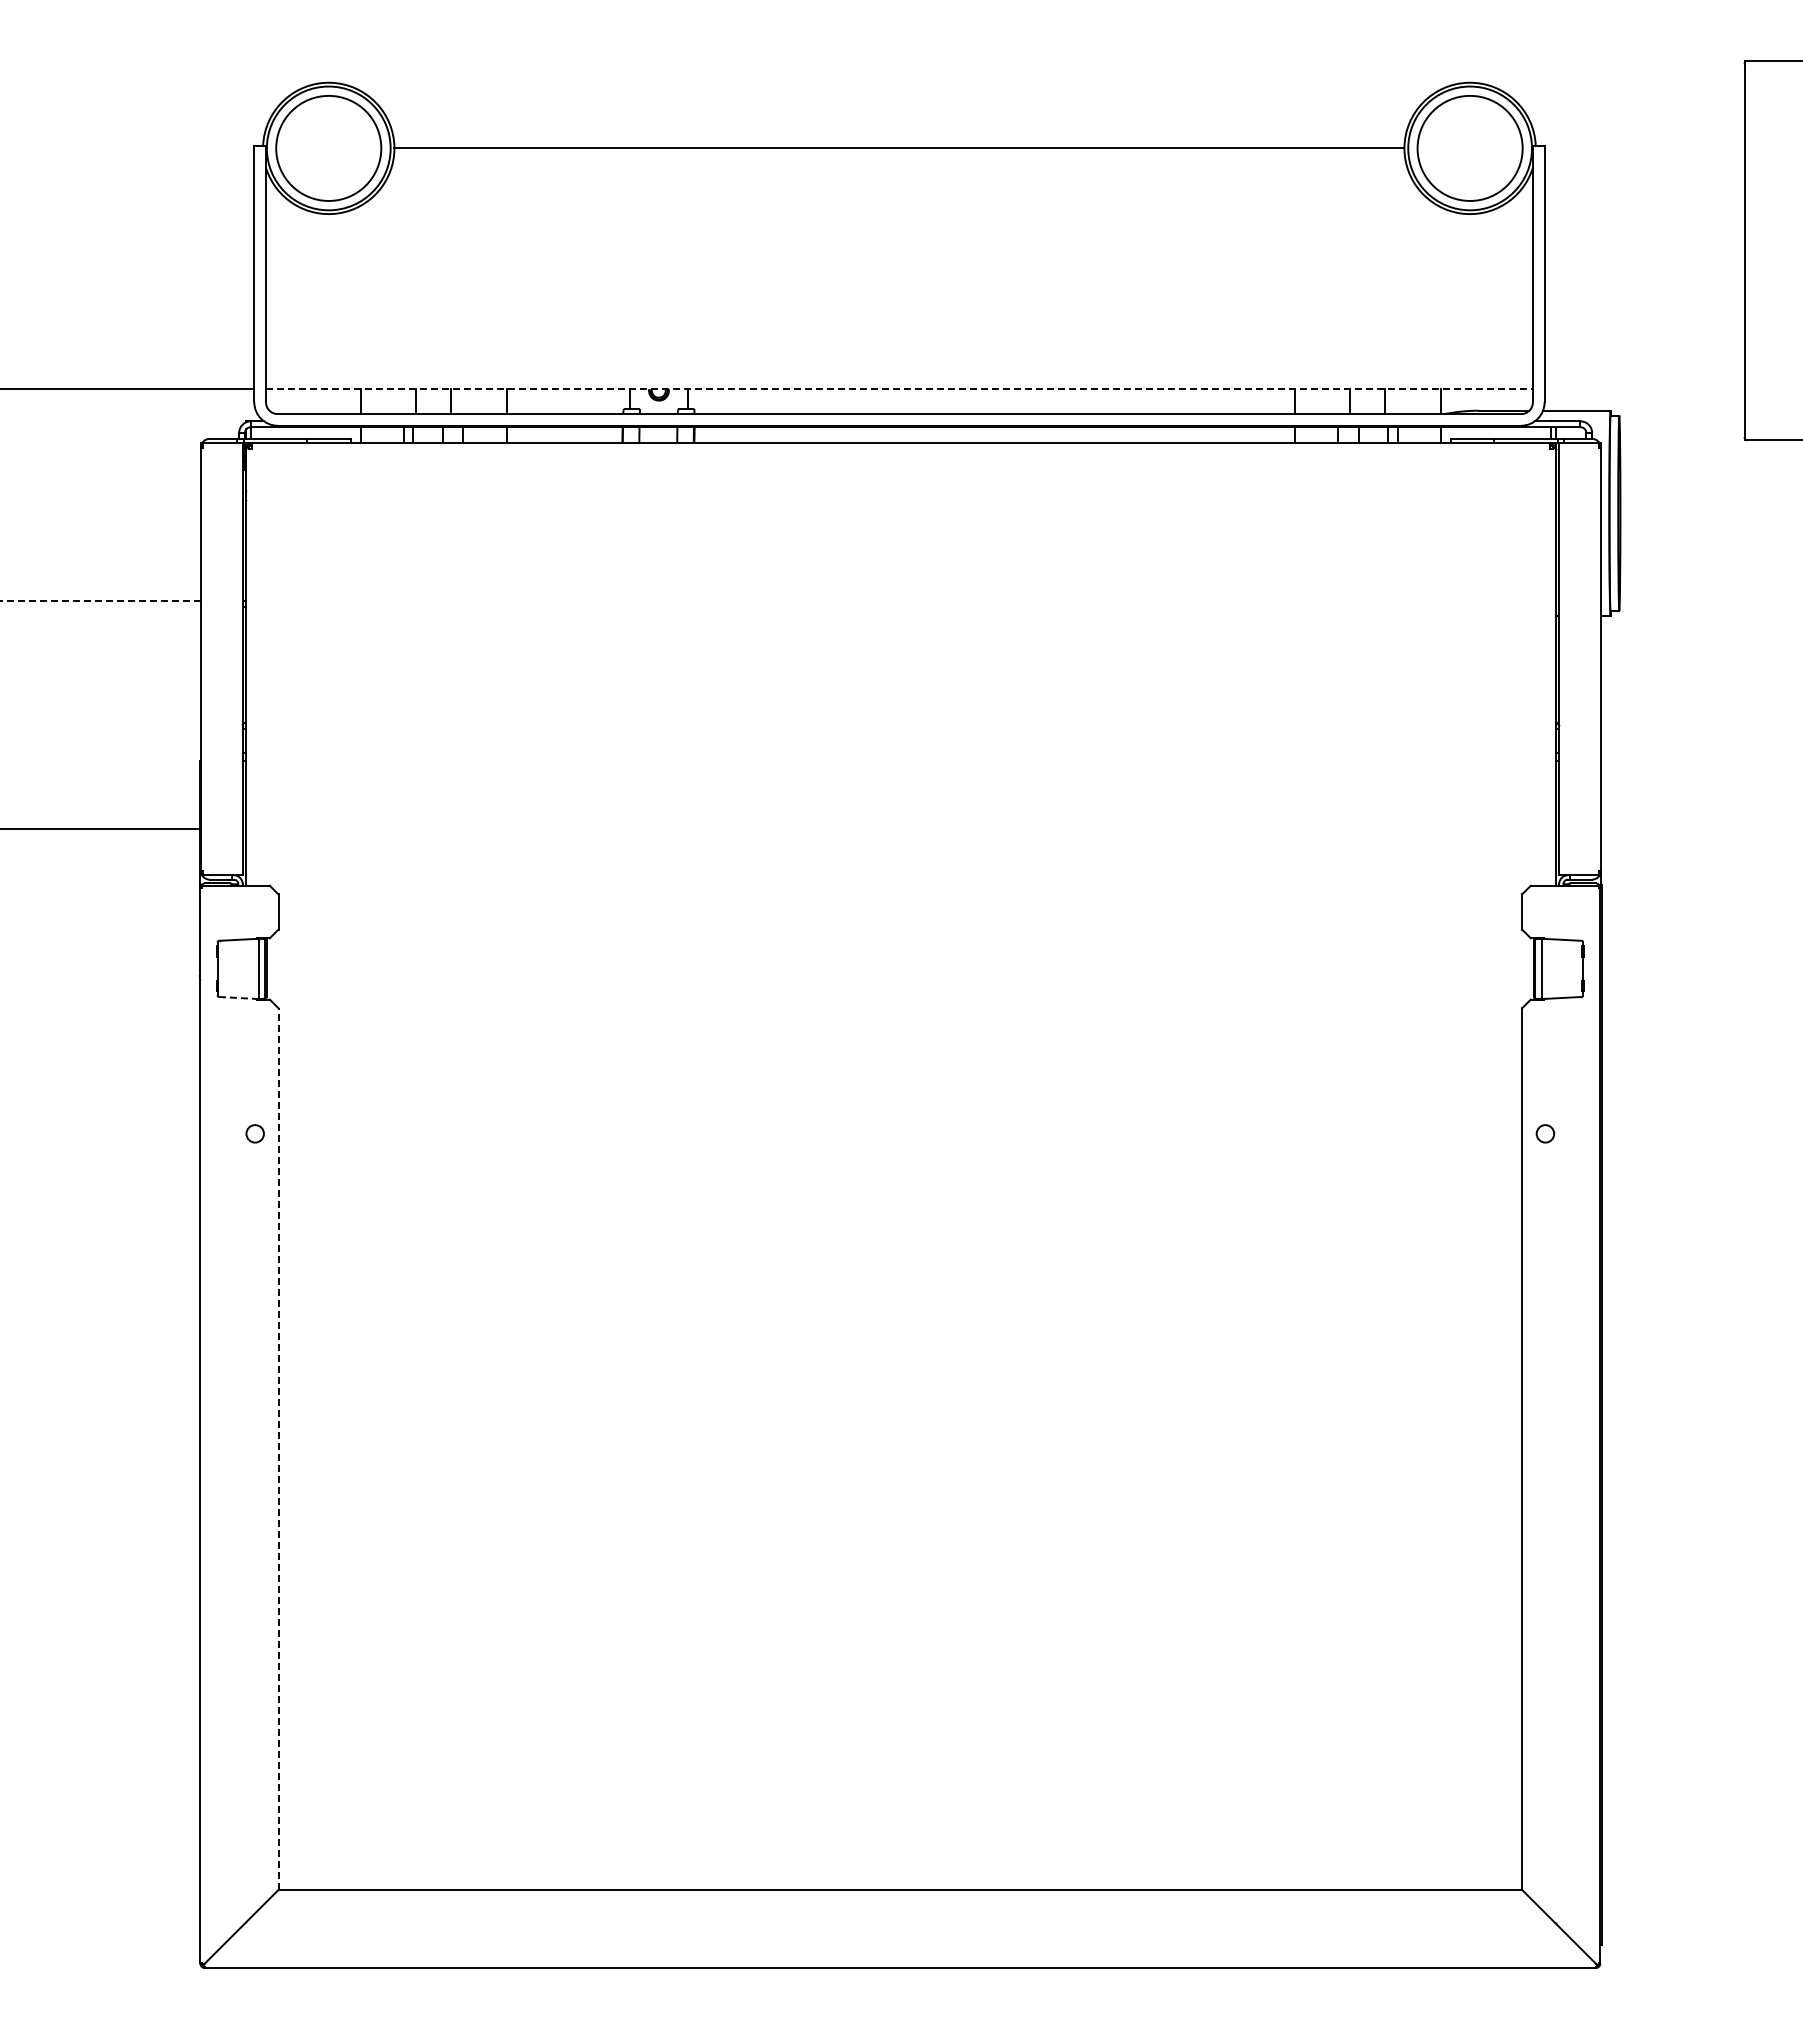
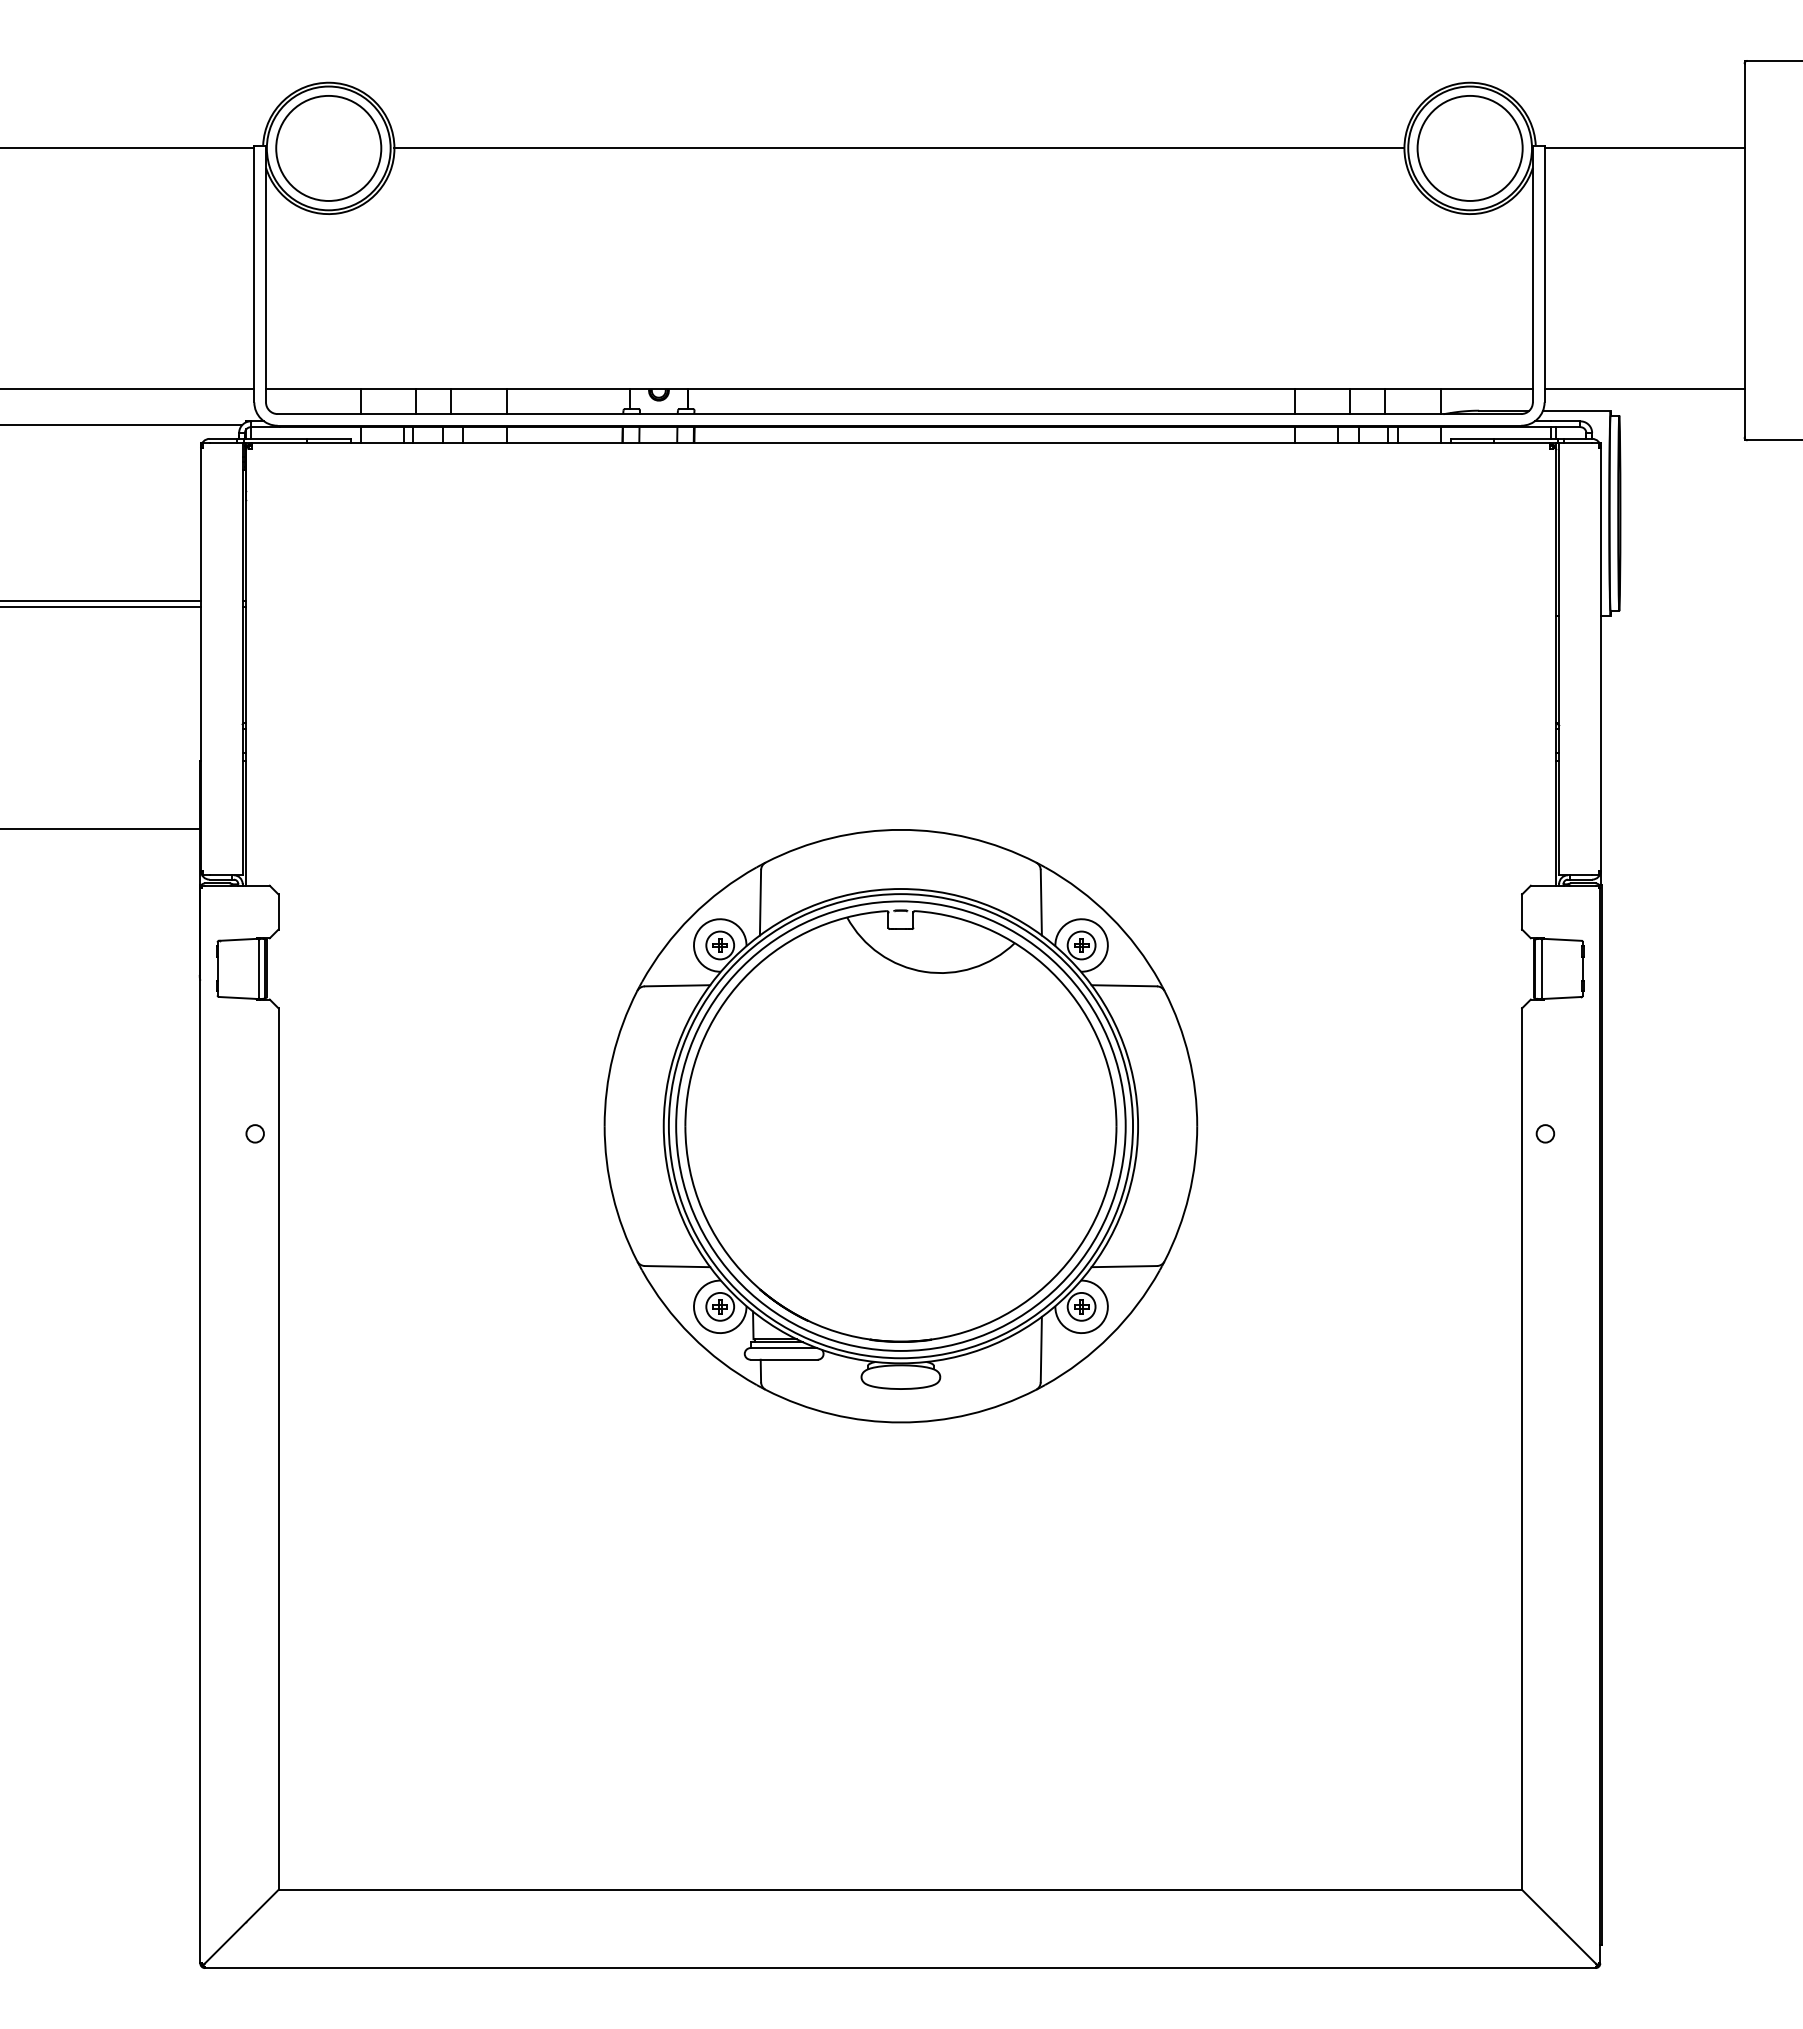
line: none -> present (128, 148)
line: none -> present (1644, 148)
line: dashed -> solid (899, 389)
line: none -> present (1644, 389)
line: none -> present (122, 425)
line: dashed -> solid (101, 601)
line: none -> present (101, 606)
line: dashed -> solid (238, 998)
part: none -> present (900, 1126)
line: dashed -> solid (278, 1449)
